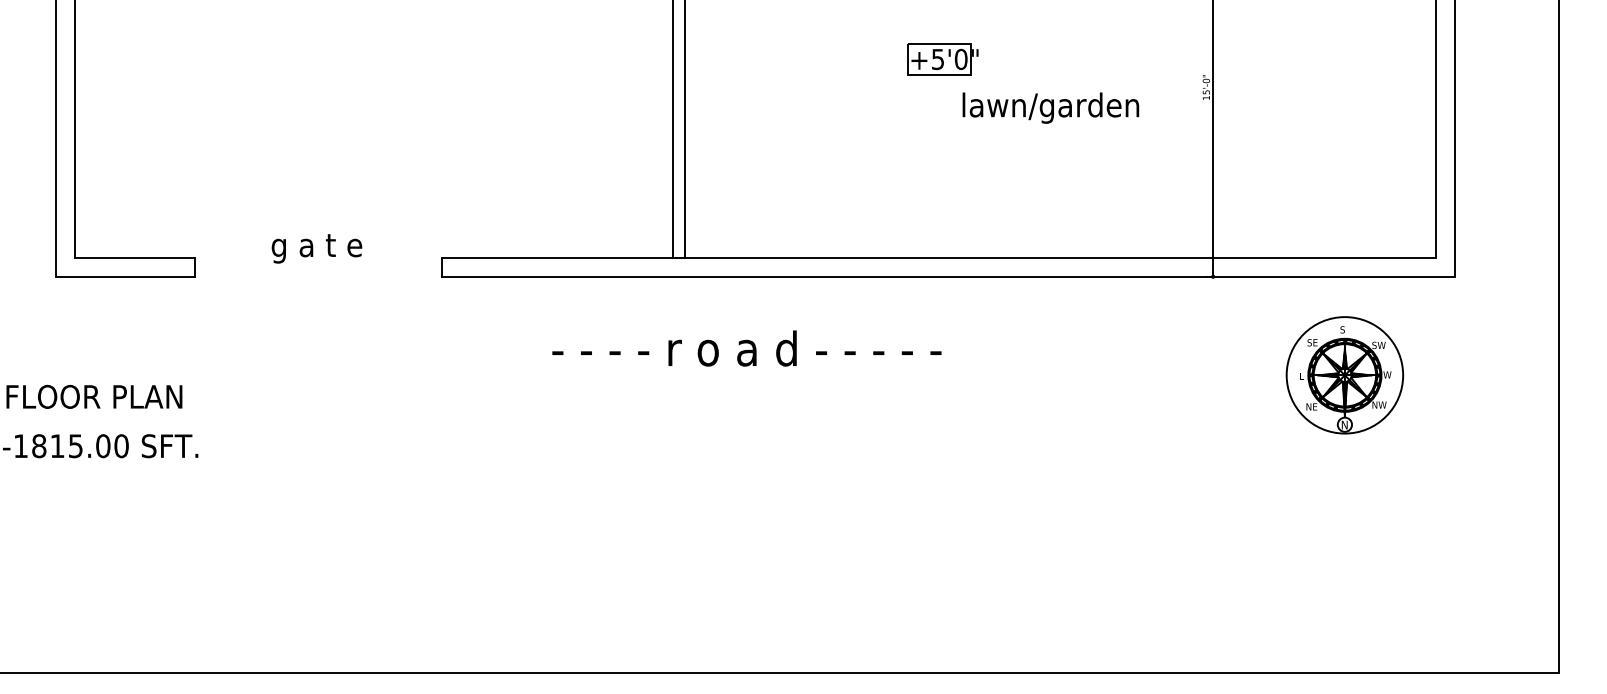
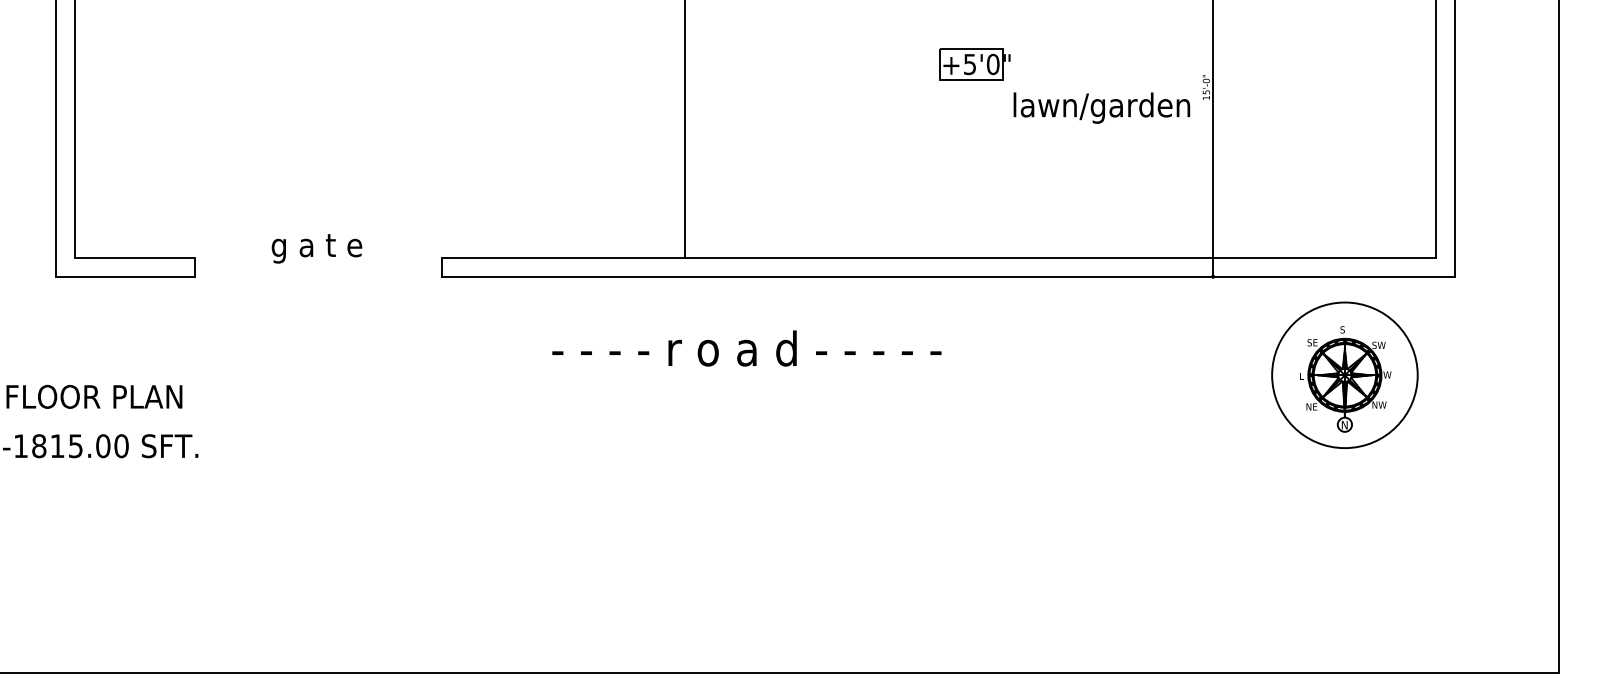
part position: (942, 59) -> (974, 64) (974, 64)
text position: (1050, 107) -> (1101, 107) (1101, 107)
line: present -> none (673, 129)
circle diameter: 116 px -> 146 px (1344, 375)
